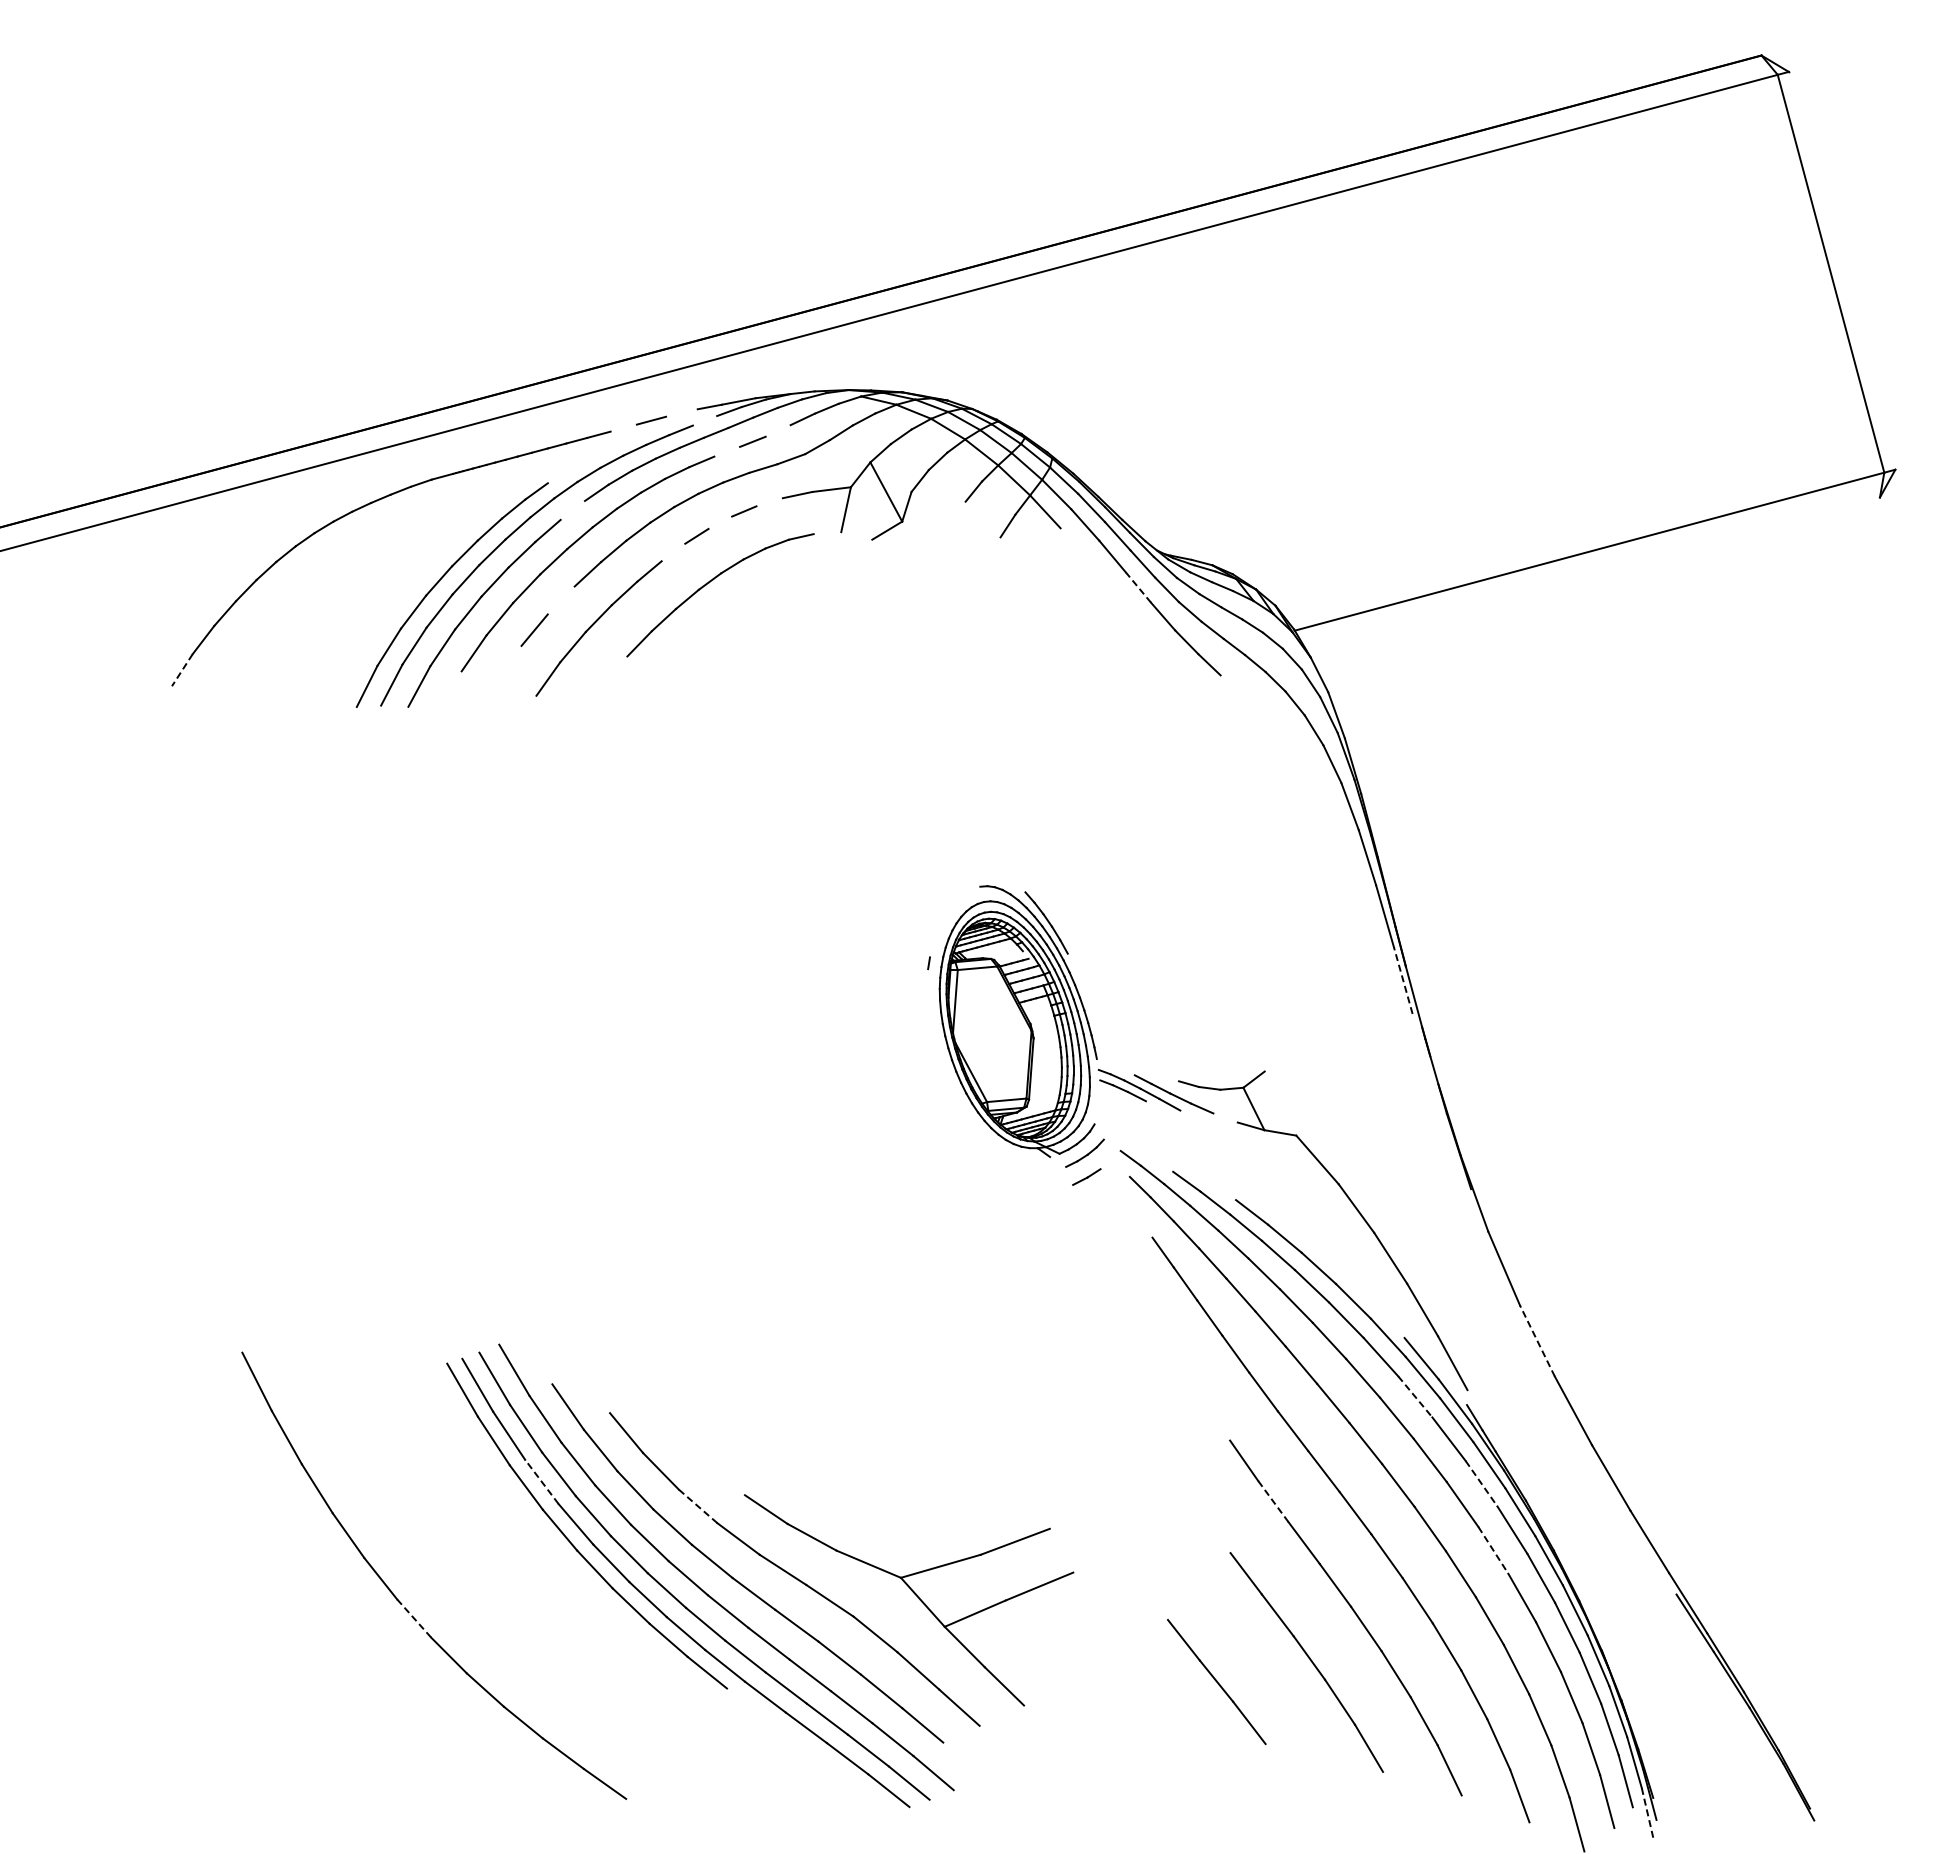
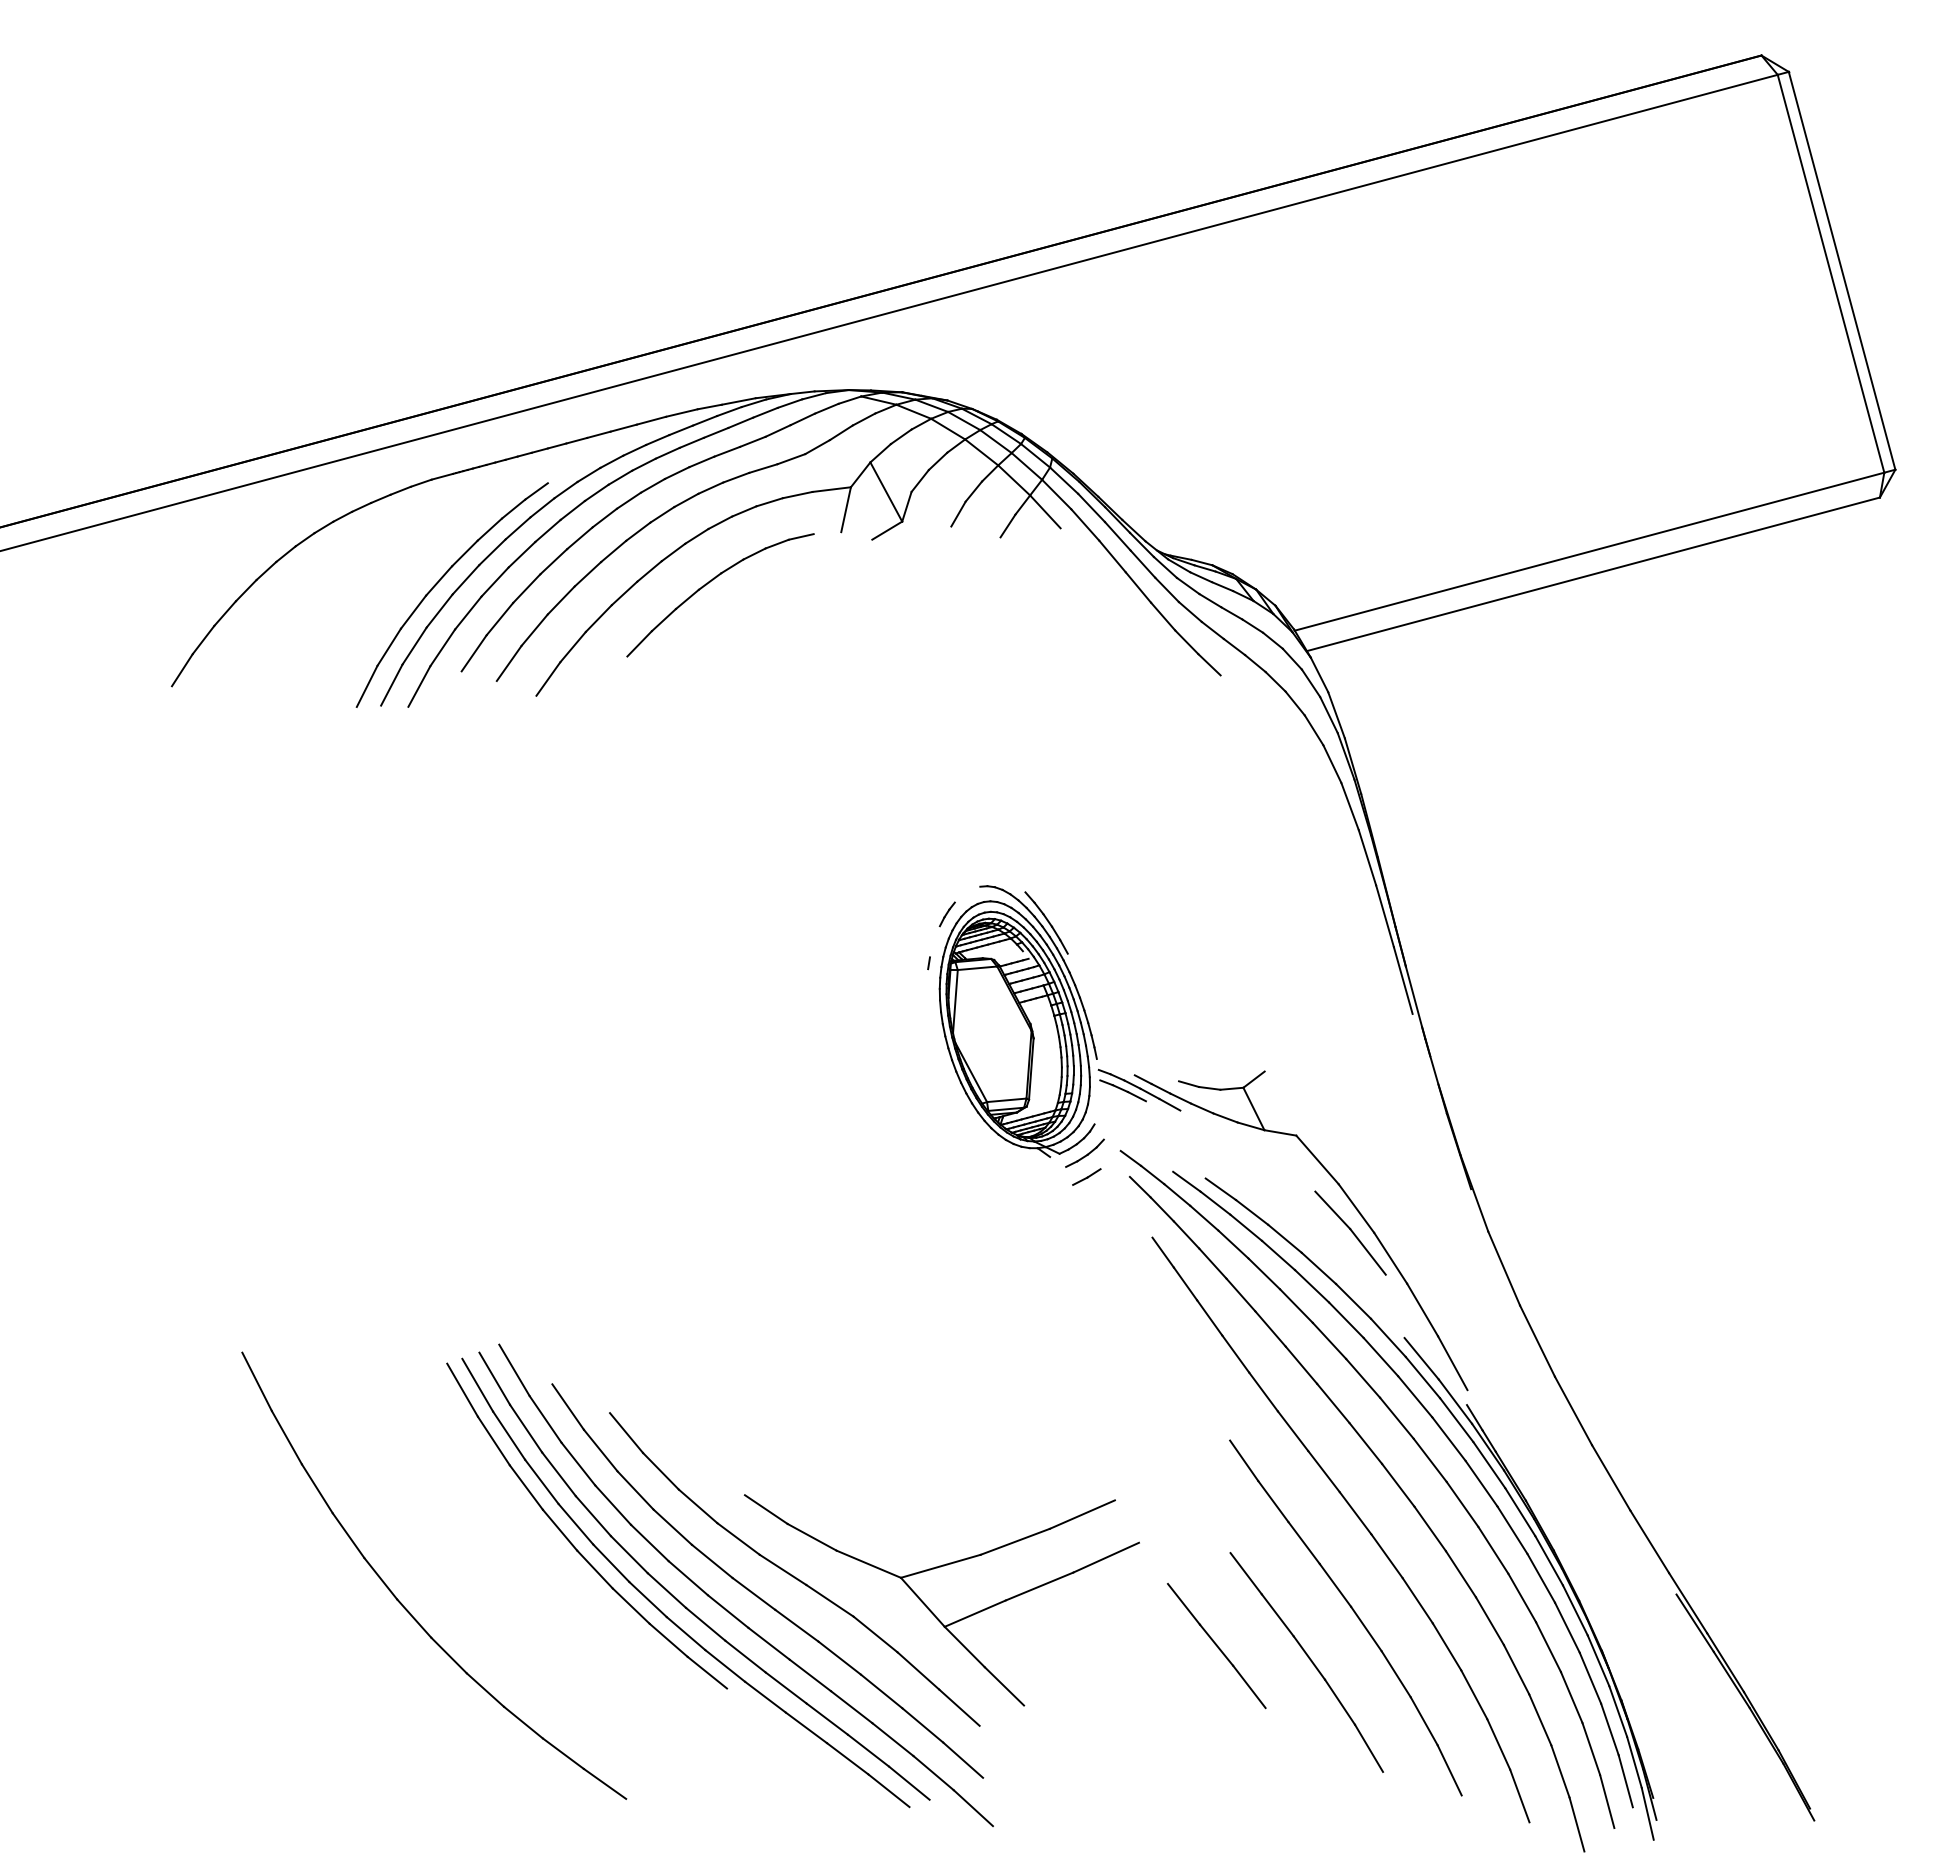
line: none -> present (1841, 270)
line: none -> present (681, 412)
line: none -> present (704, 420)
line: none -> present (623, 427)
line: none -> present (777, 430)
line: none -> present (727, 451)
line: none -> present (769, 502)
line: none -> present (572, 509)
line: none -> present (958, 513)
line: none -> present (720, 522)
line: none -> present (673, 552)
line: none -> present (1592, 574)
line: dashed -> solid (1138, 587)
line: none -> present (560, 600)
line: none -> present (508, 663)
line: dashed -> solid (182, 670)
line: none -> present (946, 914)
line: dashed -> solid (1403, 980)
line: none -> present (1225, 1117)
line: none -> present (1220, 1189)
part: none -> present (1350, 1232)
line: dashed -> solid (1537, 1341)
line: dashed -> solid (1415, 1396)
line: dashed -> solid (541, 1481)
line: dashed -> solid (1481, 1483)
line: dashed -> solid (1273, 1502)
line: dashed -> solid (698, 1506)
line: none -> present (1081, 1514)
line: dashed -> solid (1493, 1550)
line: none -> present (1106, 1557)
line: dashed -> solid (414, 1618)
line position: (1216, 1682) -> (1216, 1646) (1216, 1646)
line: none -> present (963, 1759)
line: none -> present (972, 1808)
line: dashed -> solid (1647, 1813)
